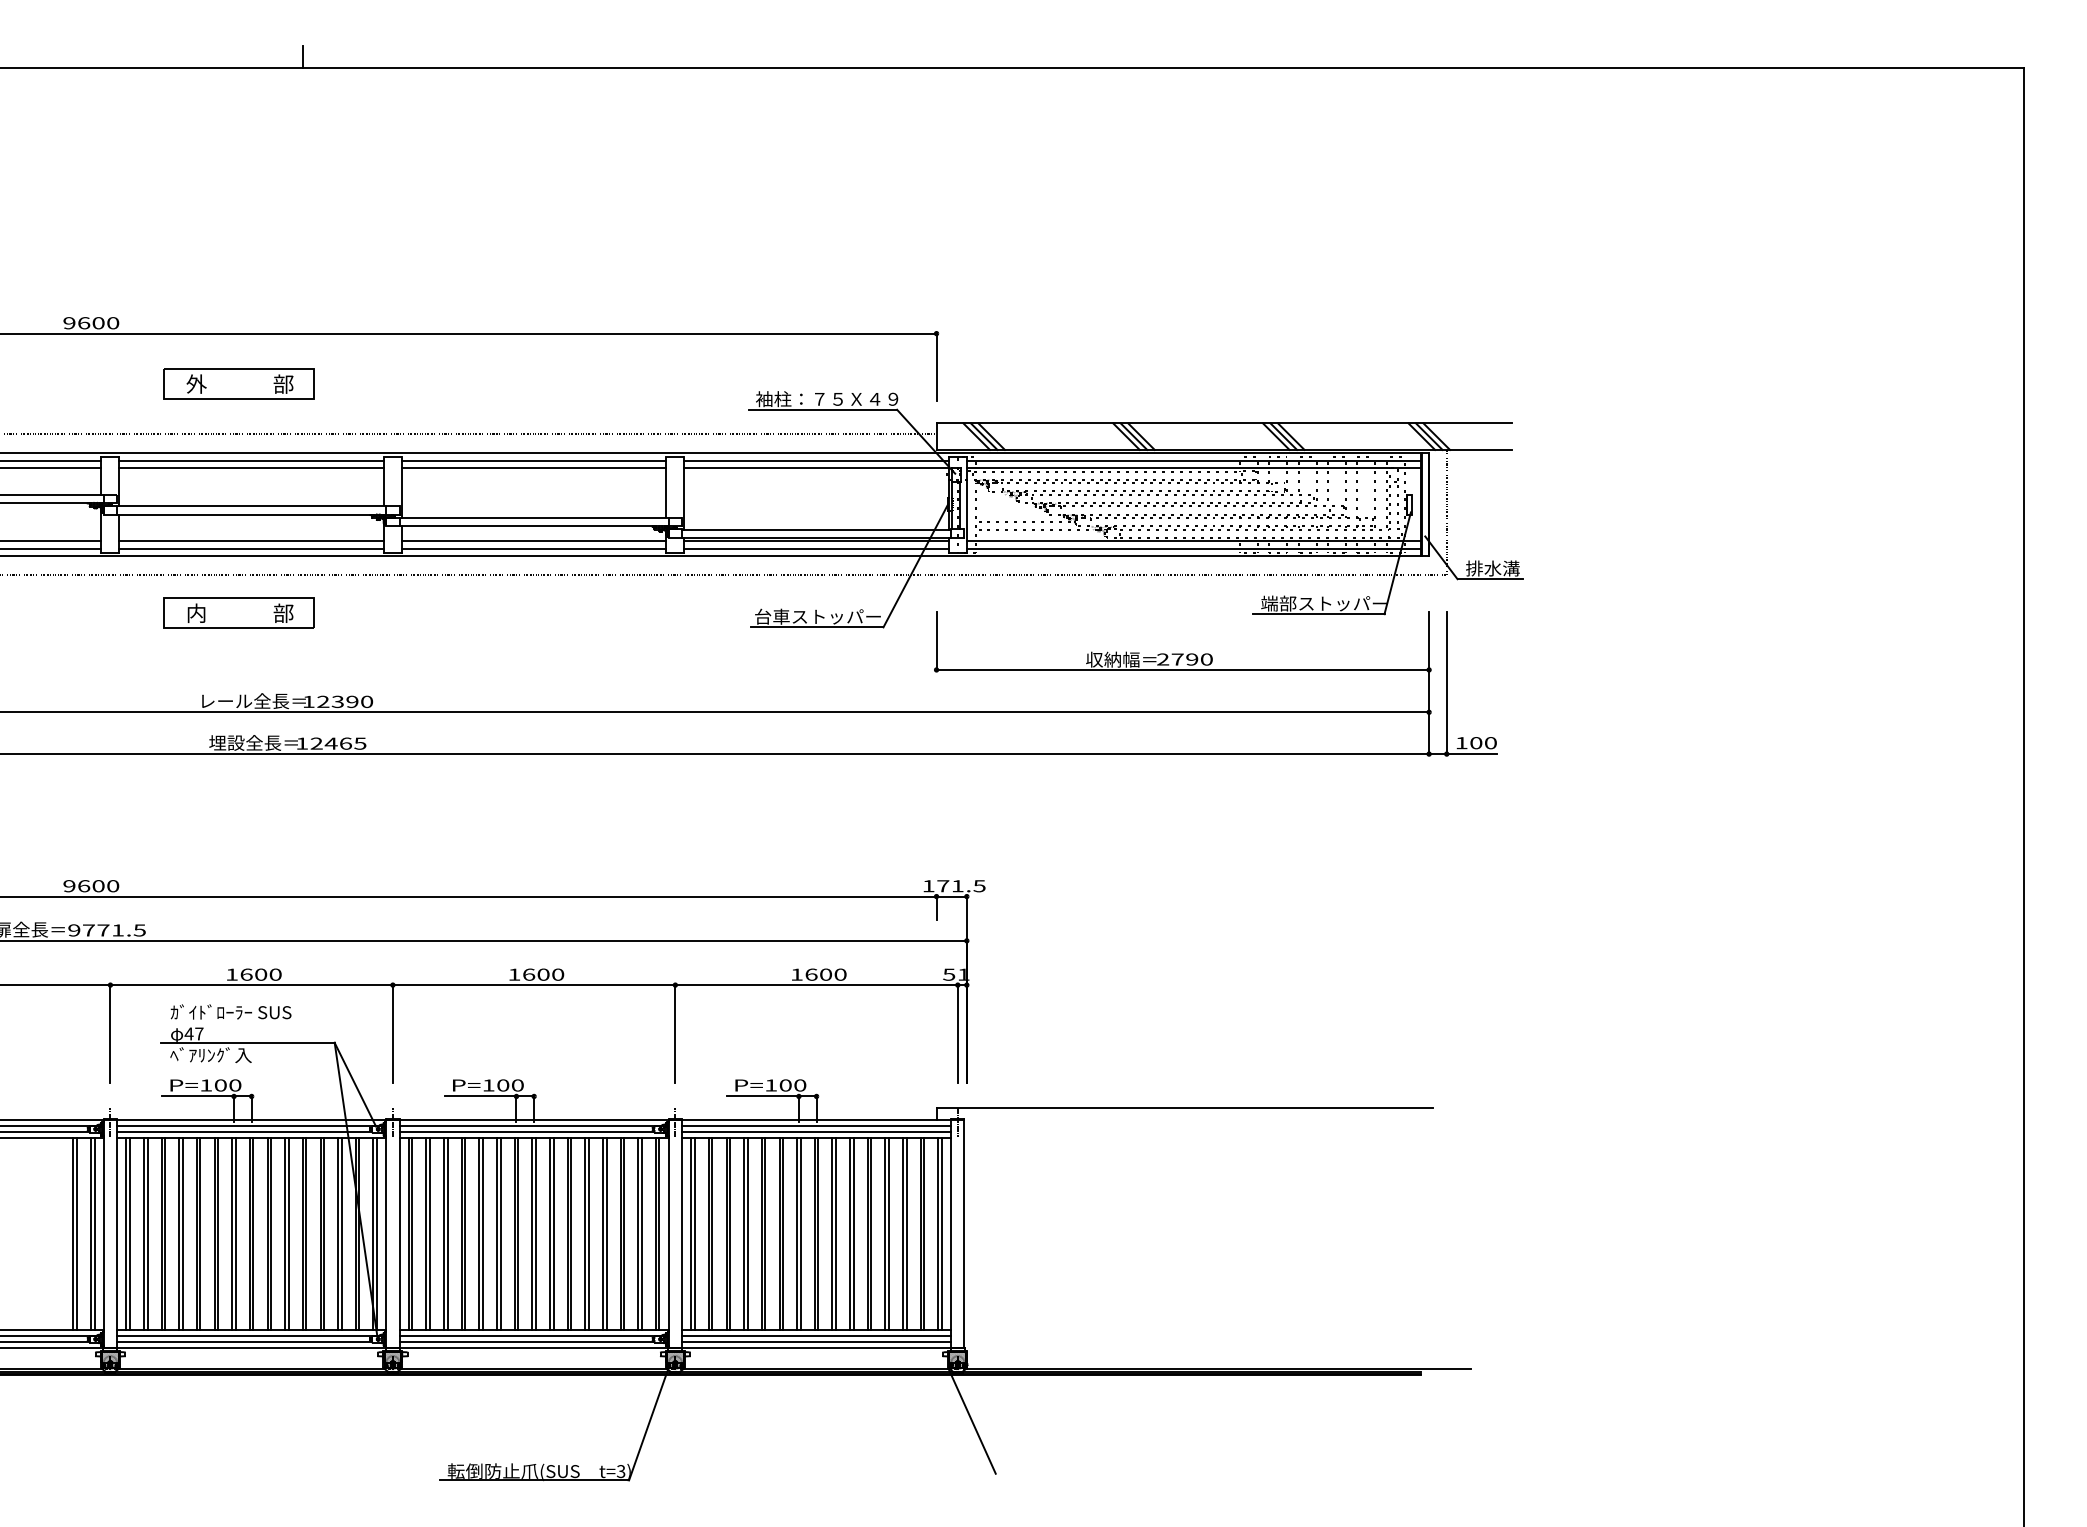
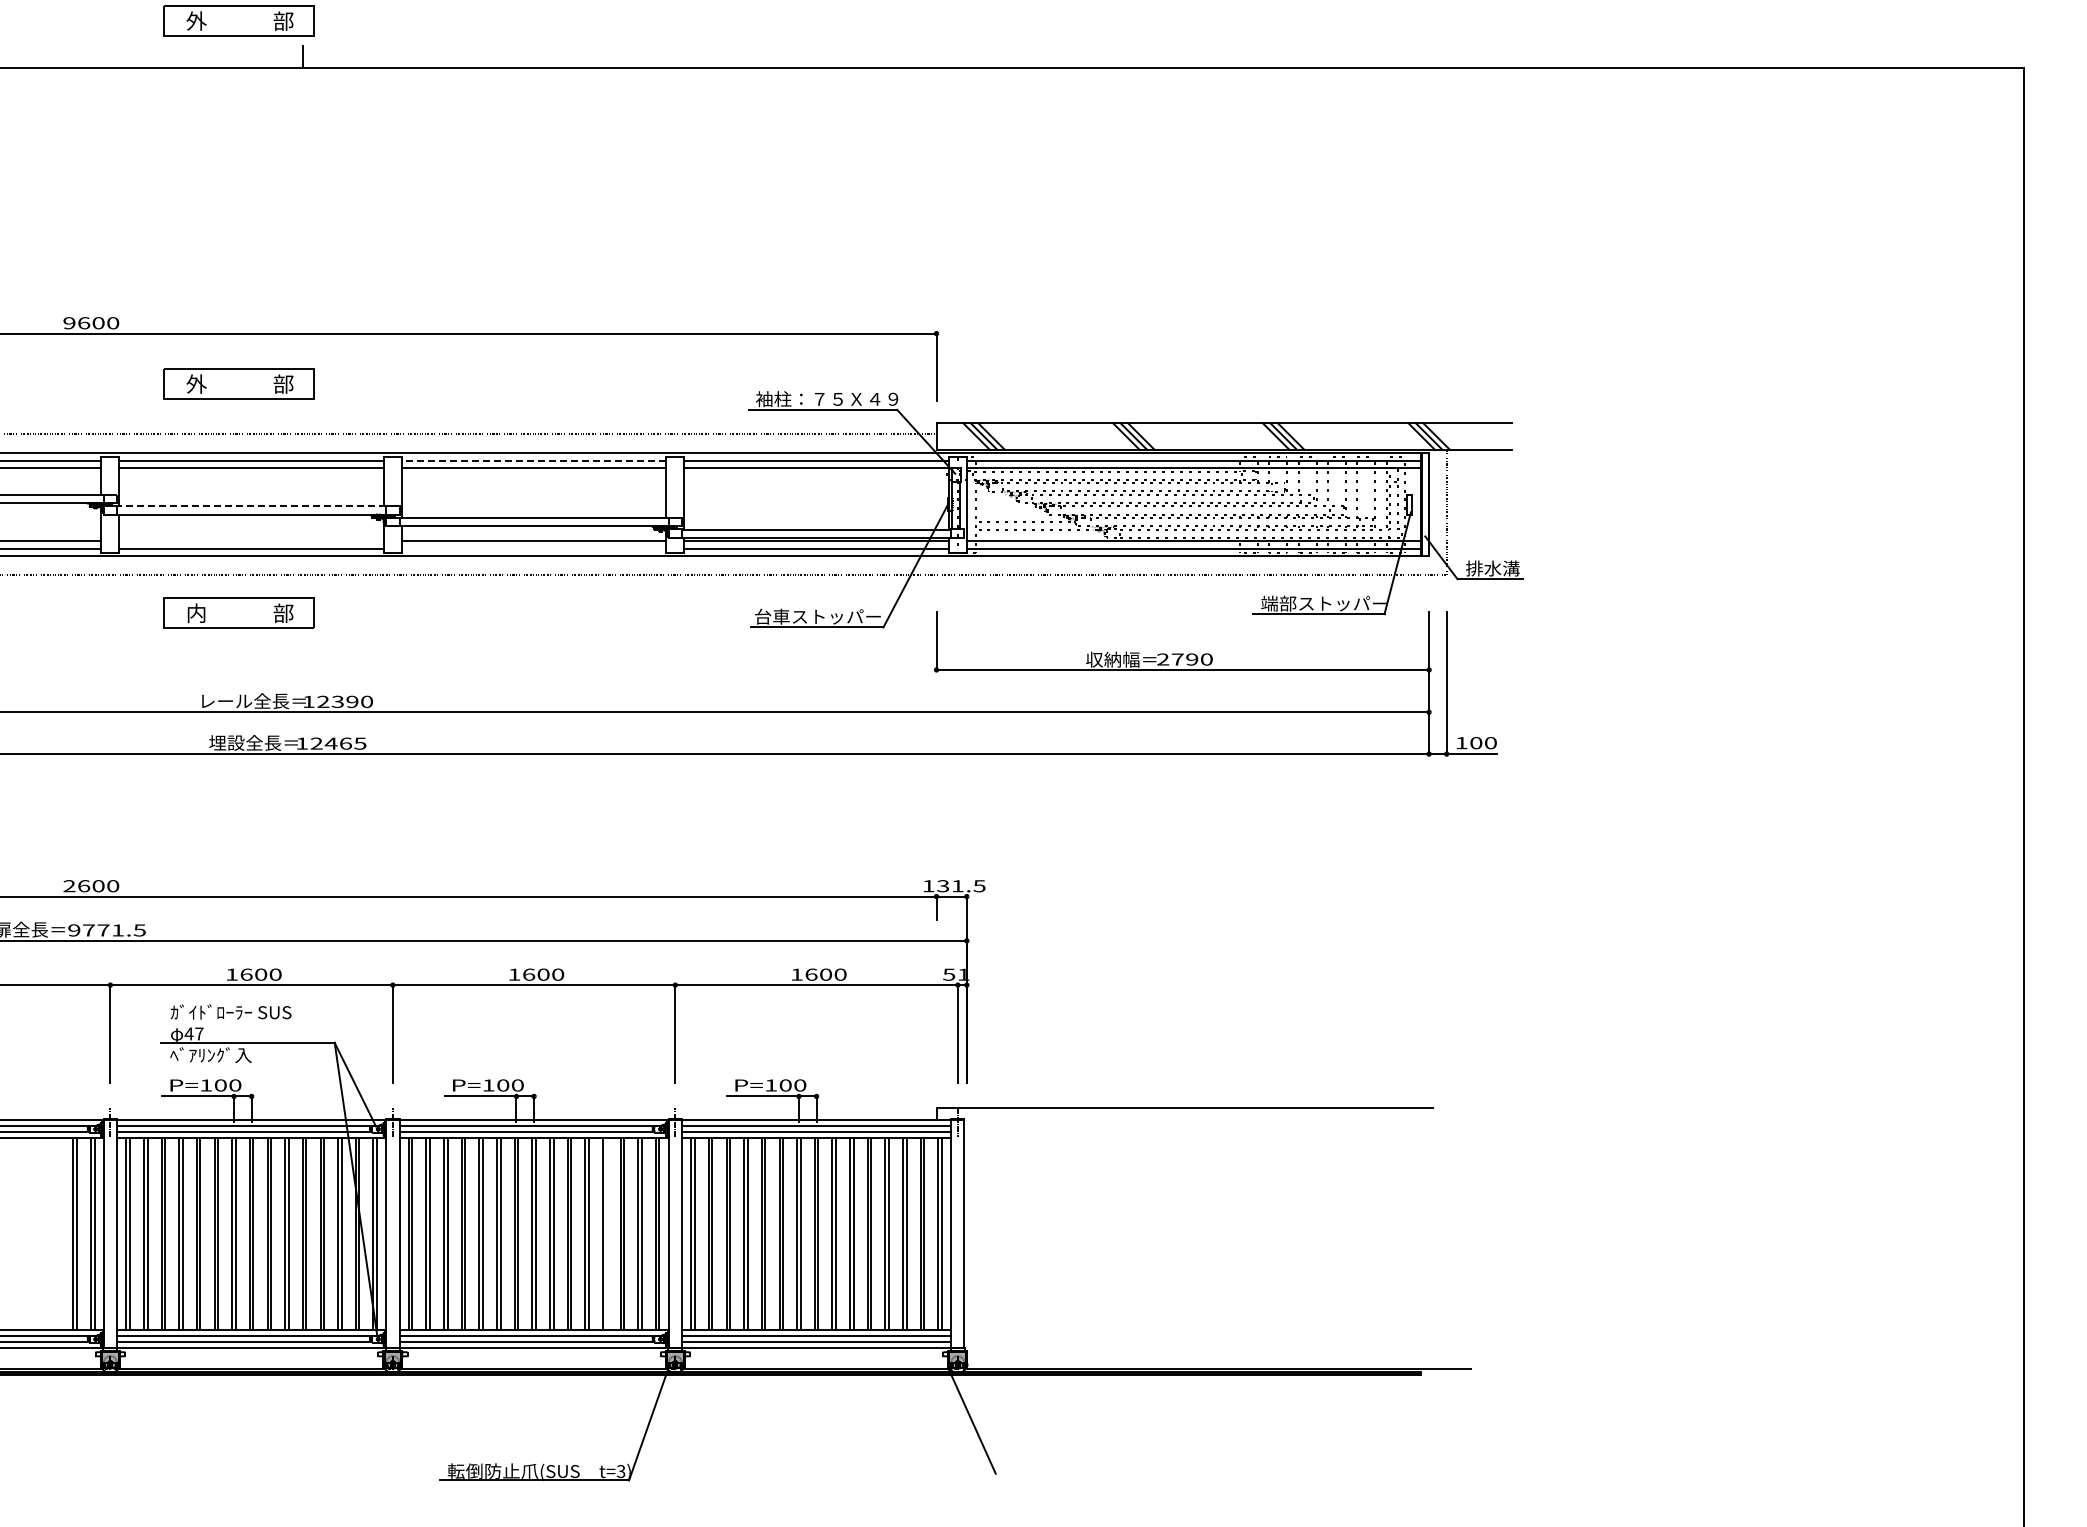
part: none -> present (238, 20)
line: solid -> dashed (533, 460)
line: solid -> dashed (251, 506)
line: present -> none (251, 540)
line: present -> none (533, 548)
text: 9600 -> 2600 (69, 886)
text: 171.5 -> 131.5 (943, 886)
line: present -> none (606, 1233)
